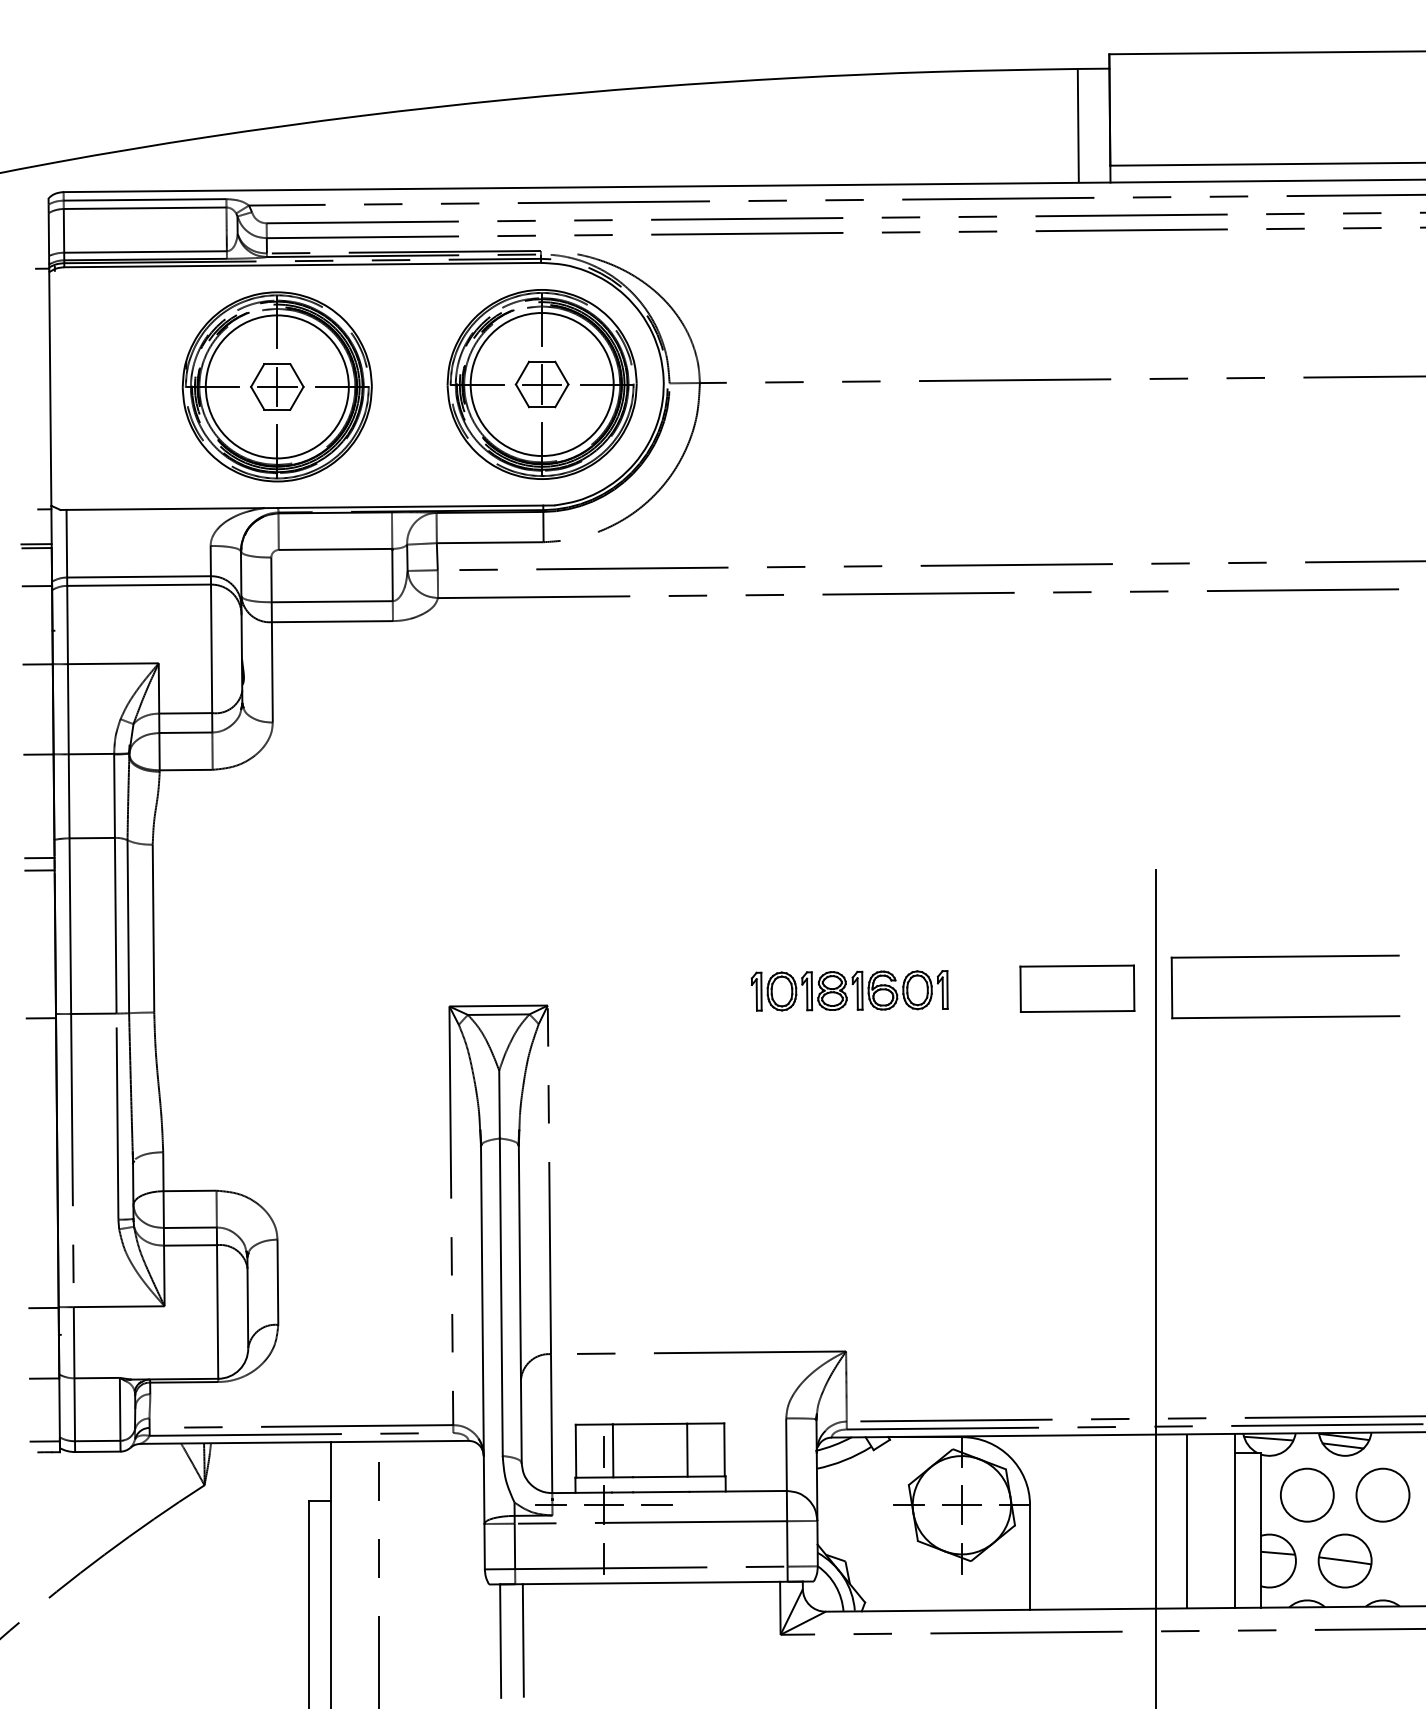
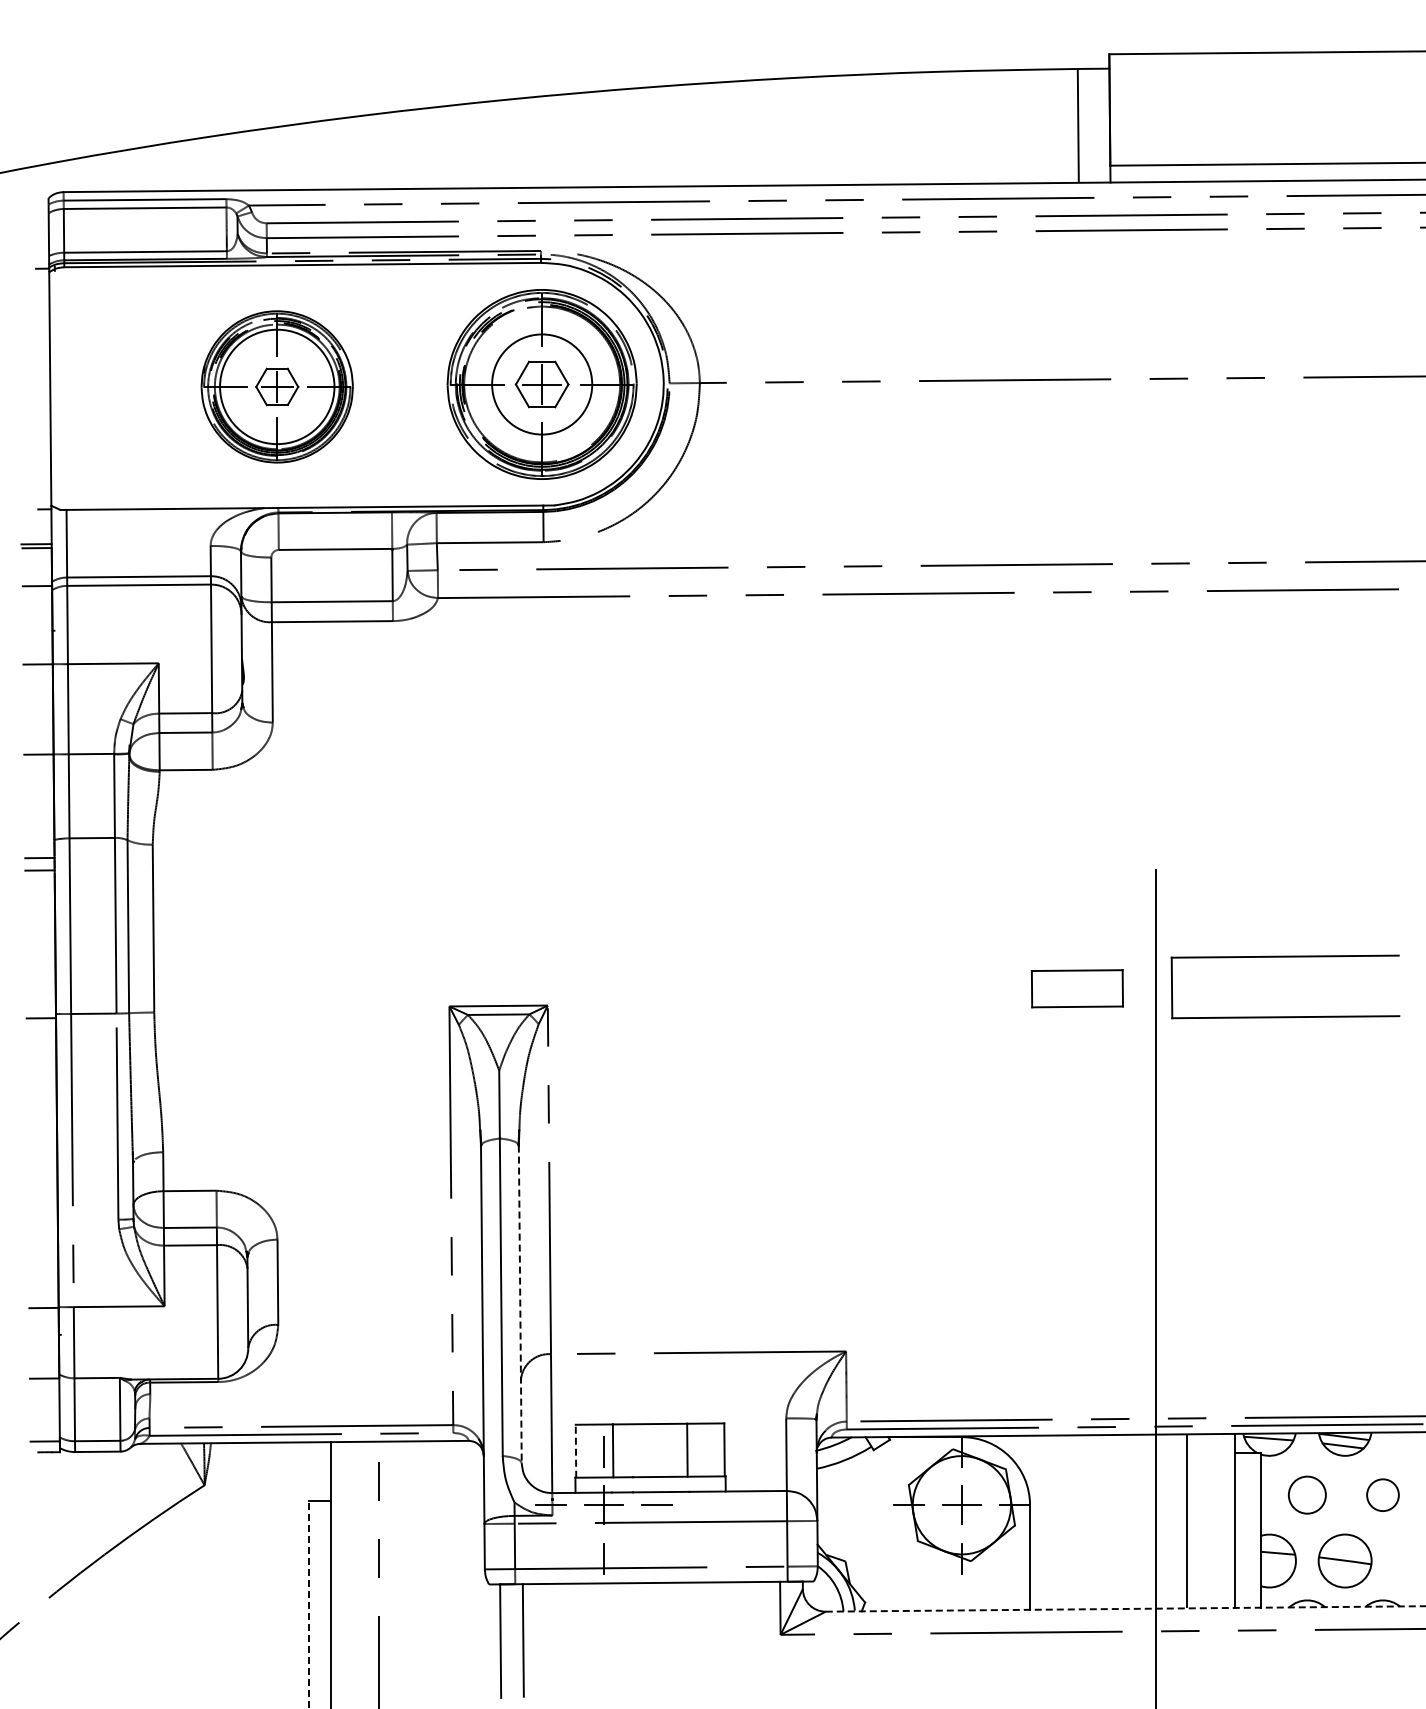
circle diameter: 143 px -> 100 px (542, 384)
part size: 192x192 px -> 154x154 px (276, 386)
part size: 117x49 px -> 94x40 px (1076, 988)
part: present -> none (849, 990)
line: solid -> dashed (520, 1304)
line: solid -> dashed (576, 1450)
circle size: 55x56 px -> 39x40 px (1307, 1494)
circle diameter: 53 px -> 32 px (1382, 1495)
line: solid -> dashed (308, 1605)
line: solid -> dashed (1125, 1608)
